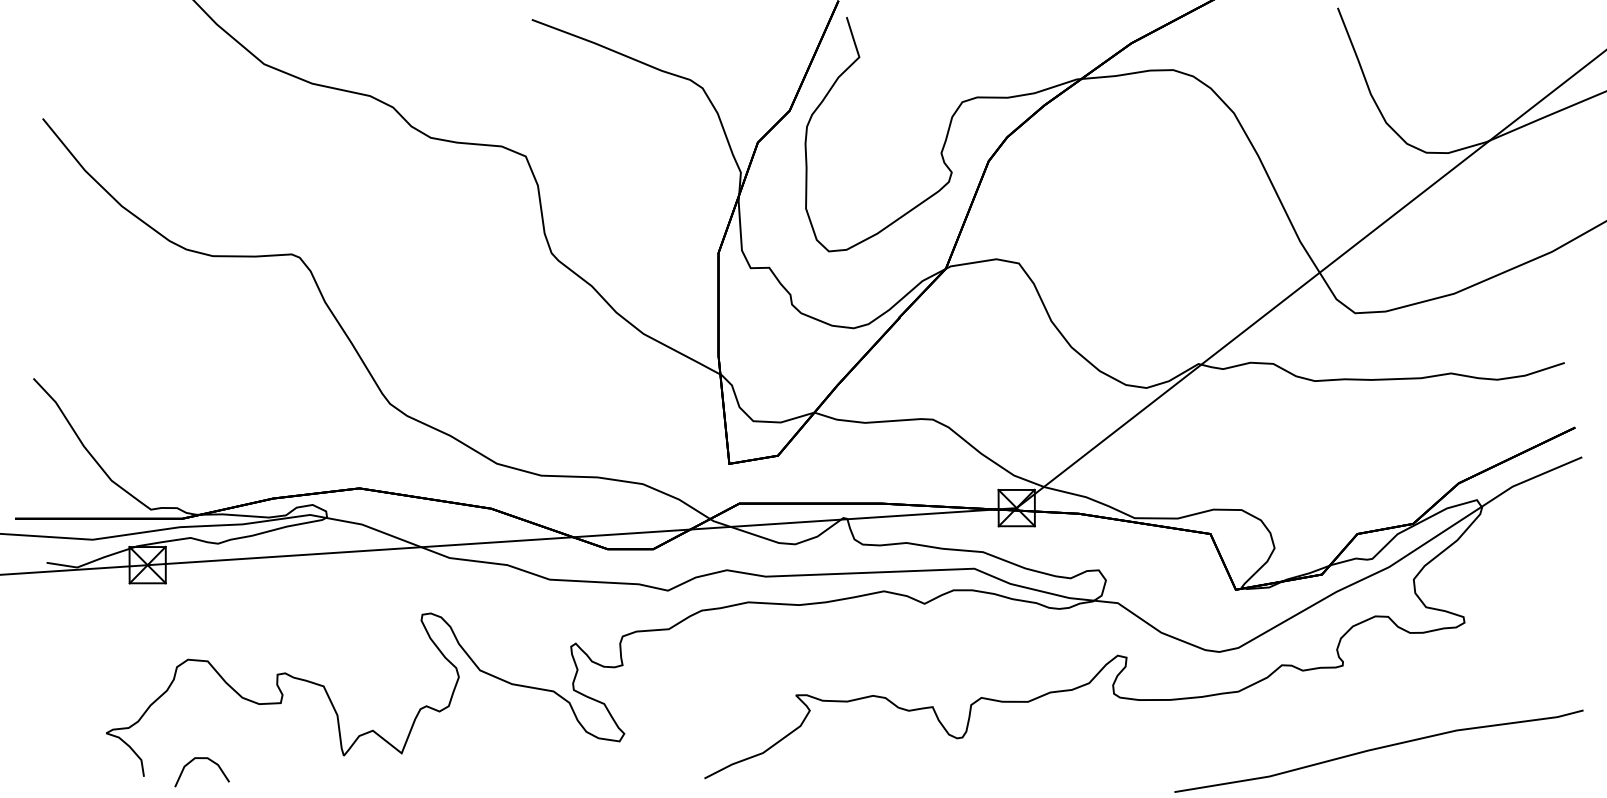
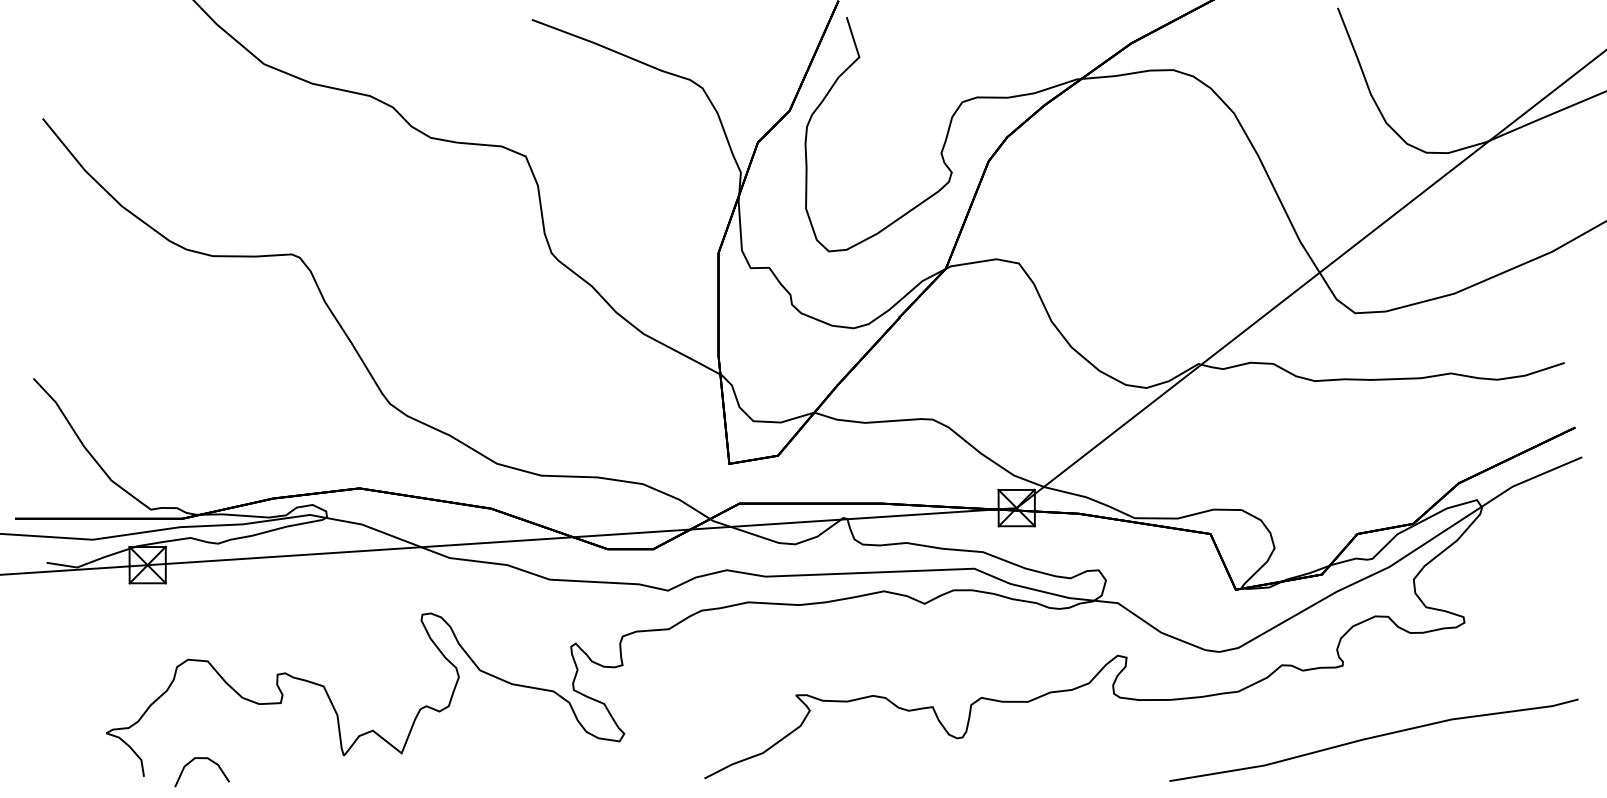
curve position: (1378, 749) -> (1373, 738) (1373, 738)
